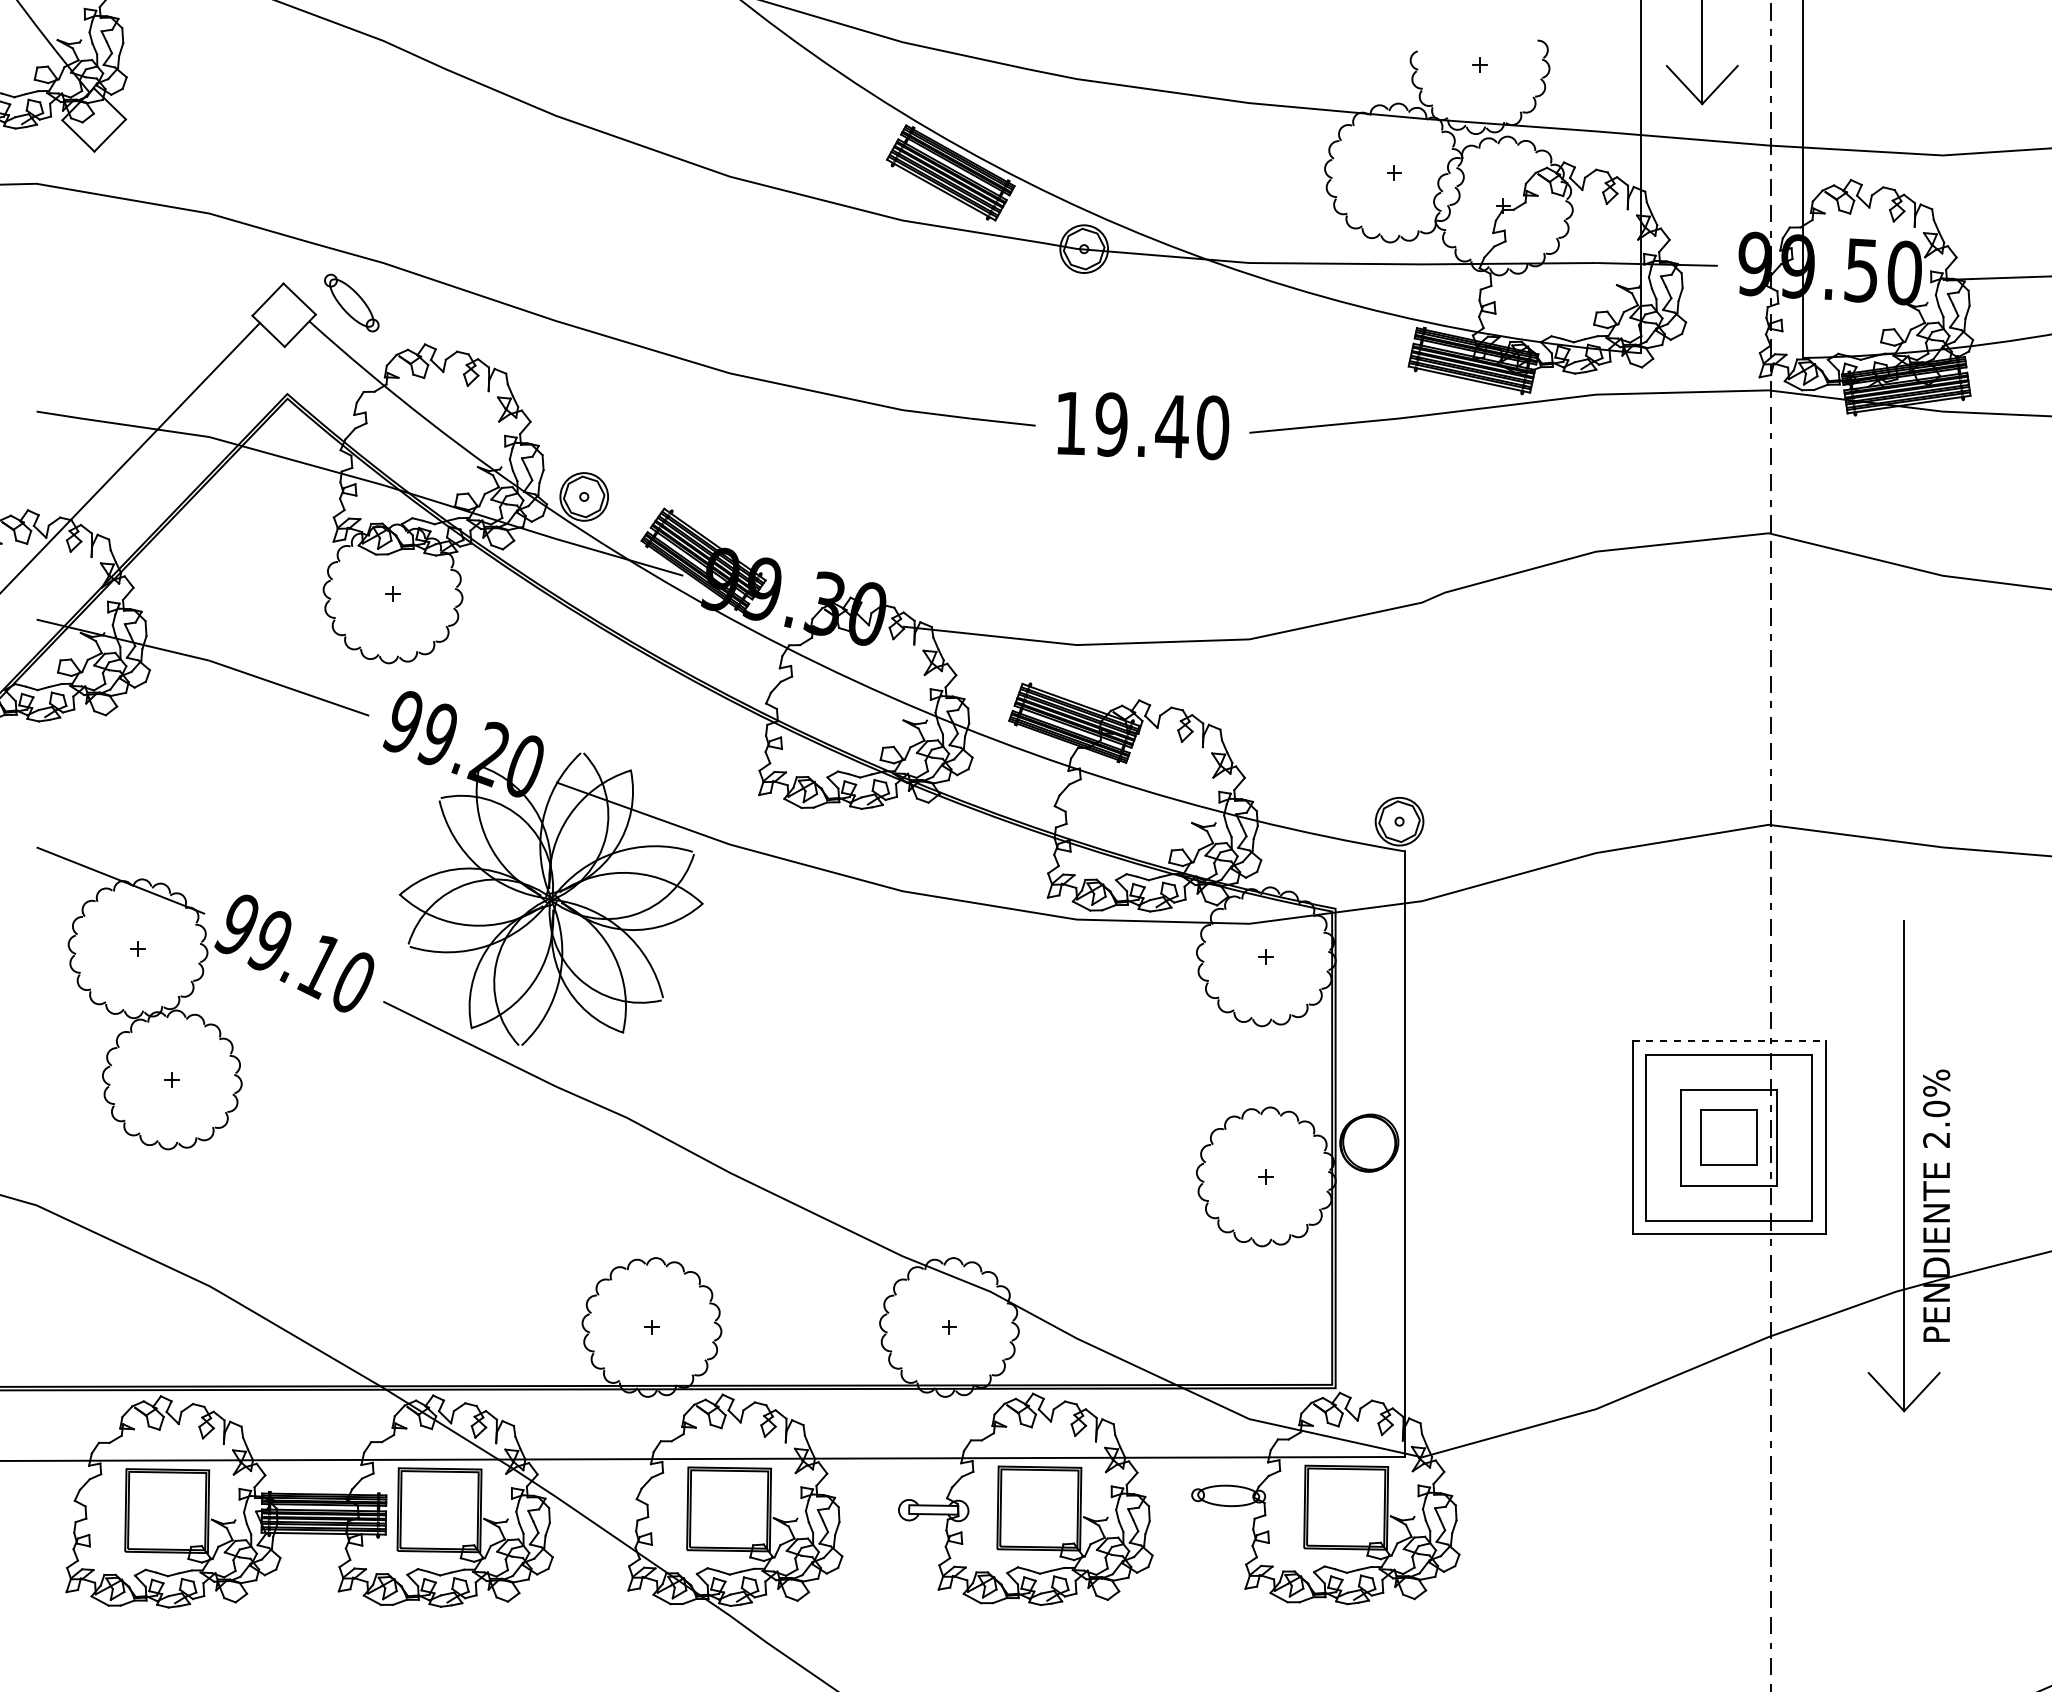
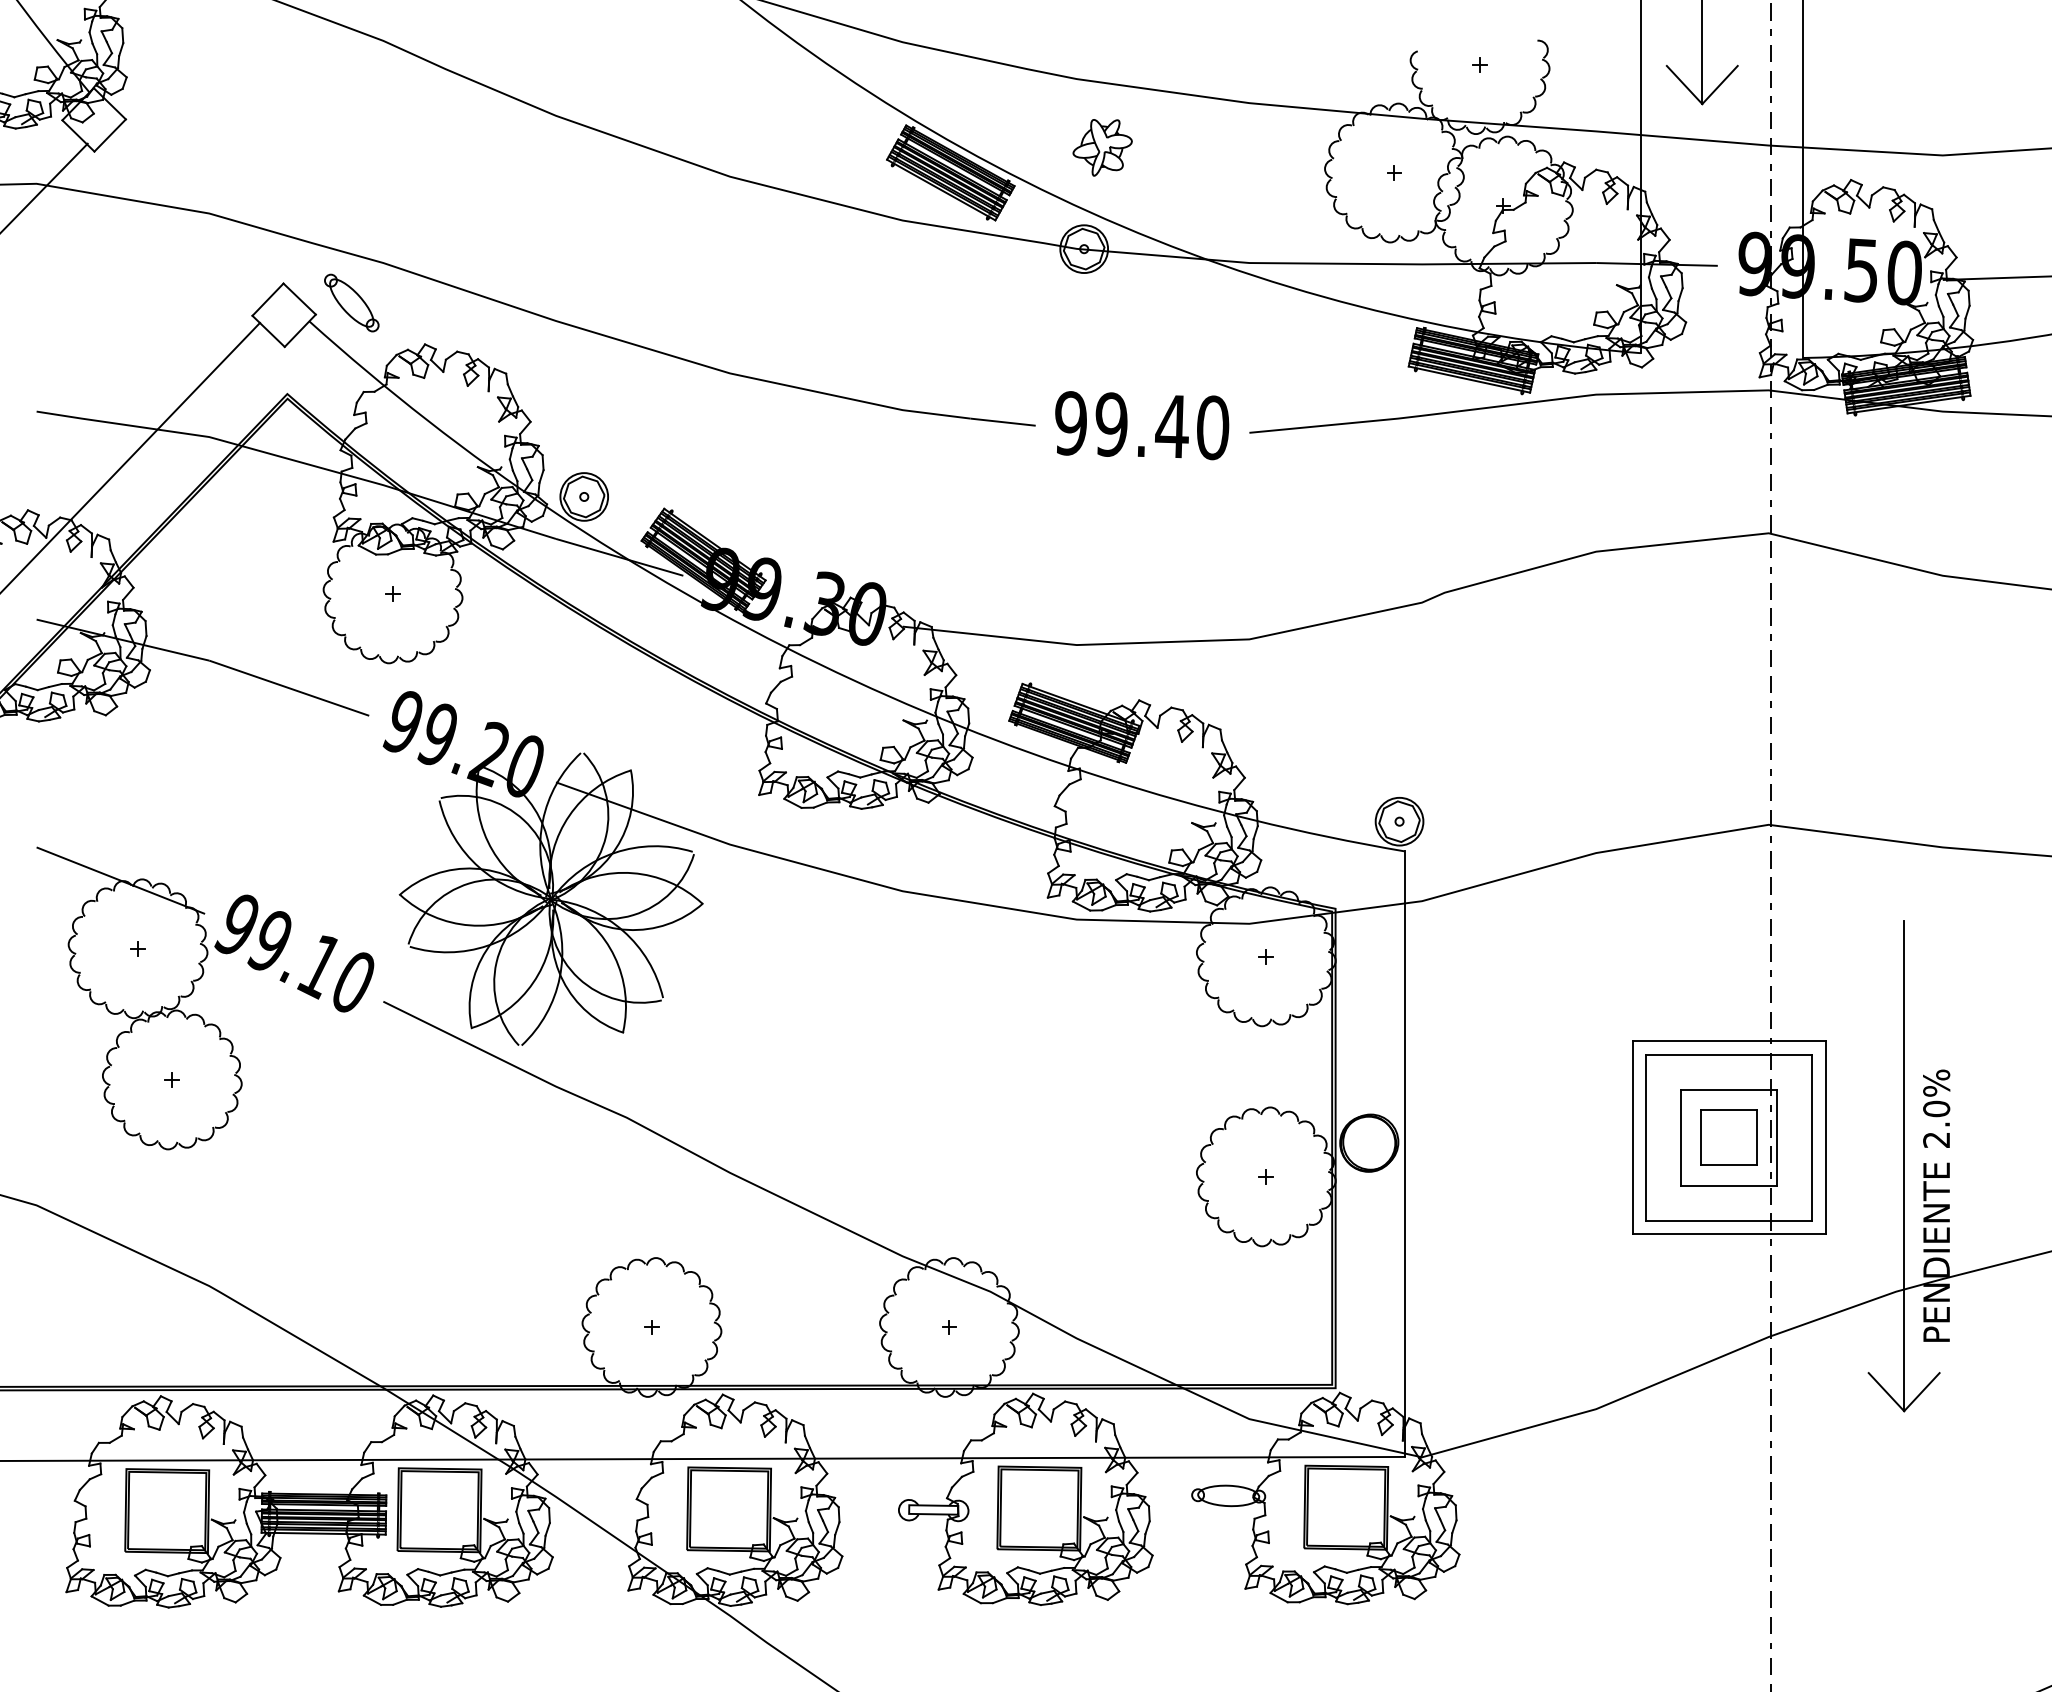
part: none -> present (1102, 147)
line: none -> present (44, 187)
text: 19.40 -> 99.40 (1070, 423)
line: dashed -> solid (1729, 1041)
